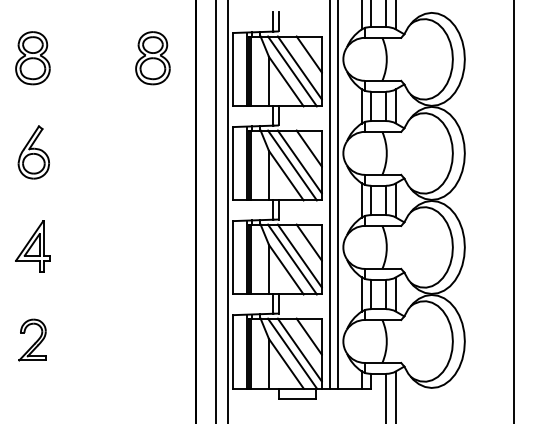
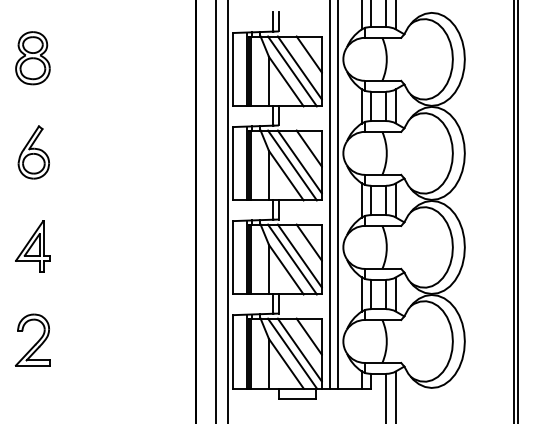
part: present -> none (152, 58)
line: none -> present (517, 211)
part size: 29x44 px -> 37x54 px (32, 339)
